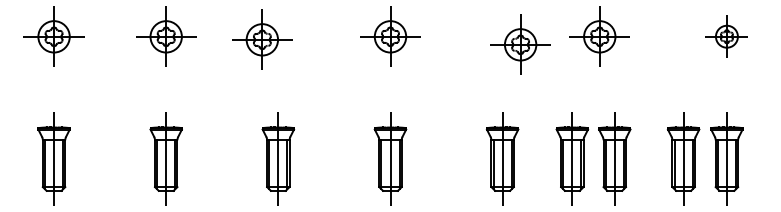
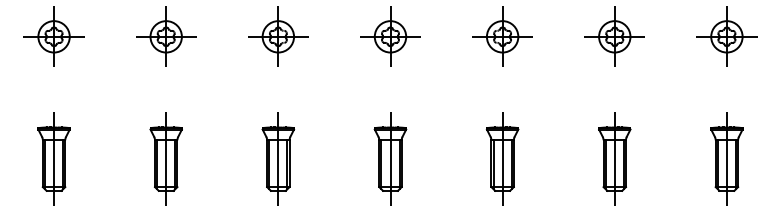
part position: (599, 36) -> (614, 36) (614, 36)
part size: 43x43 px -> 62x61 px (726, 36)
part position: (262, 39) -> (278, 36) (278, 36)
part position: (520, 44) -> (502, 36) (502, 36)
part: present -> none (572, 158)
part: present -> none (683, 158)
